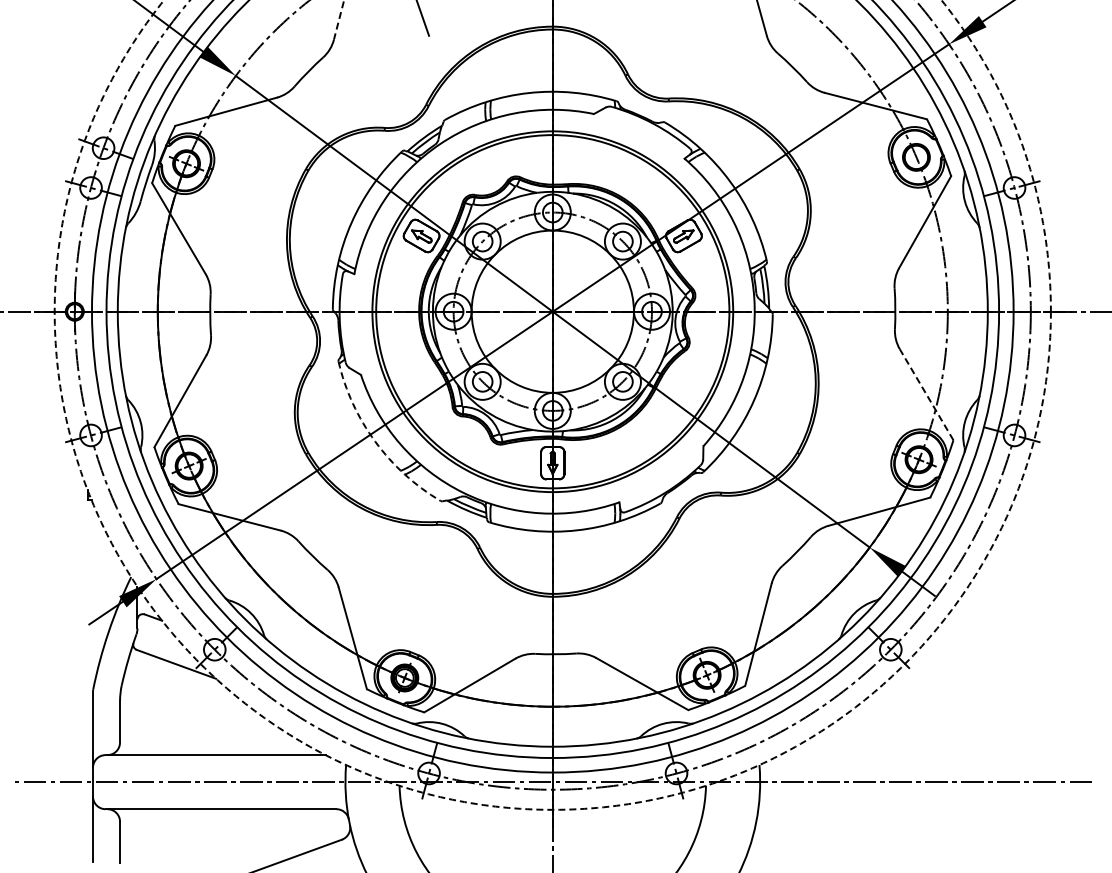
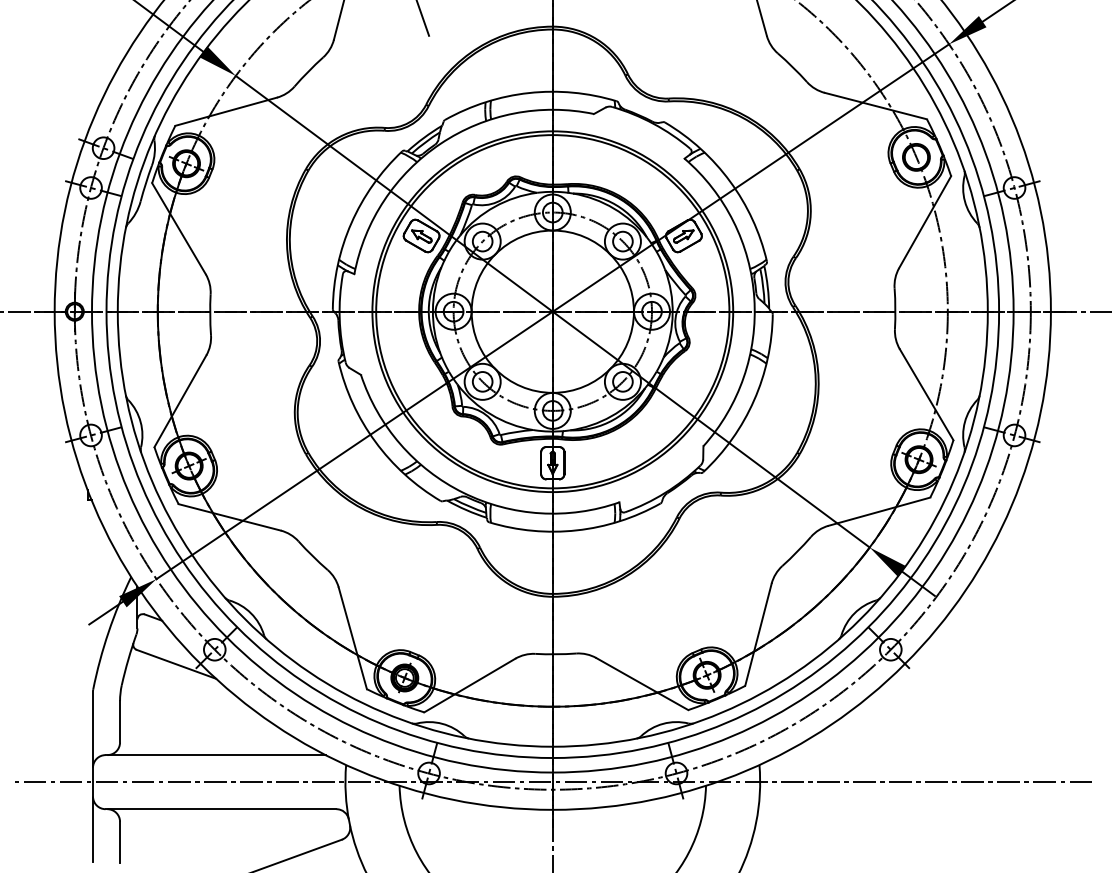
line: dashed -> solid (338, 20)
line: dashed -> solid (926, 394)
circle: dashed -> solid (552, 404)
arc: dashed -> solid (375, 441)
